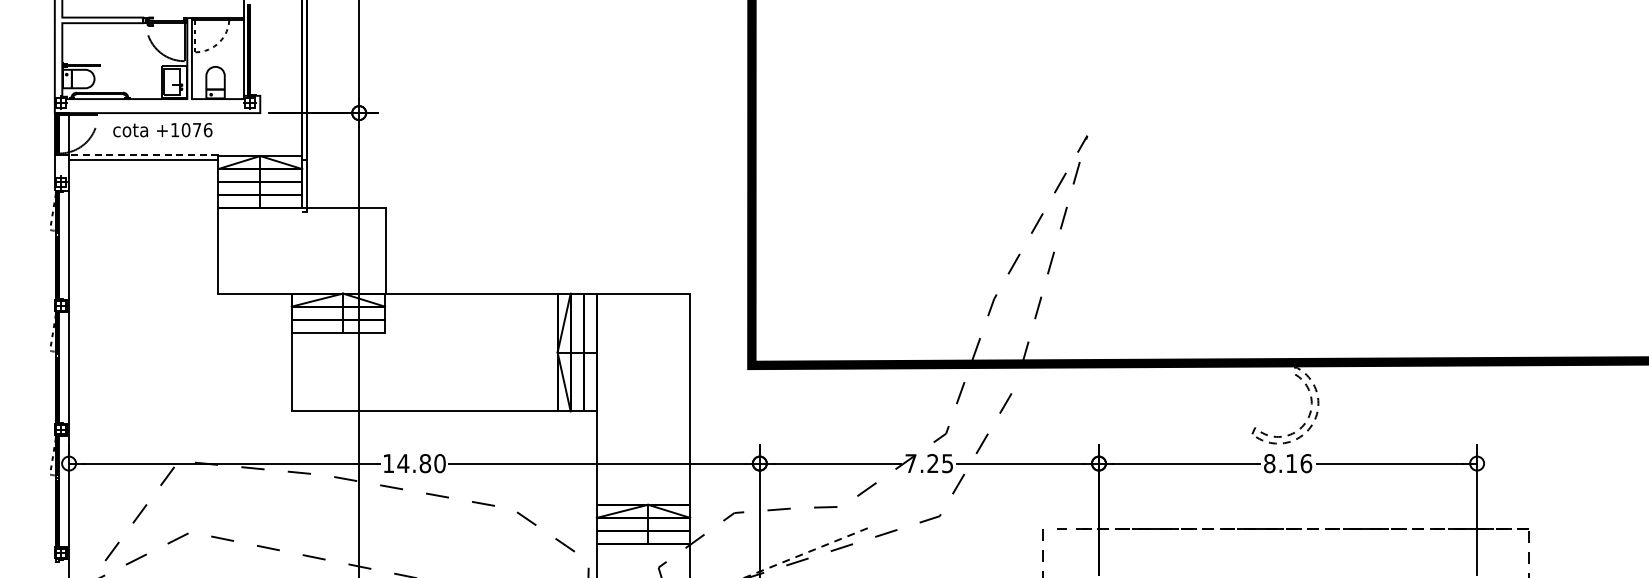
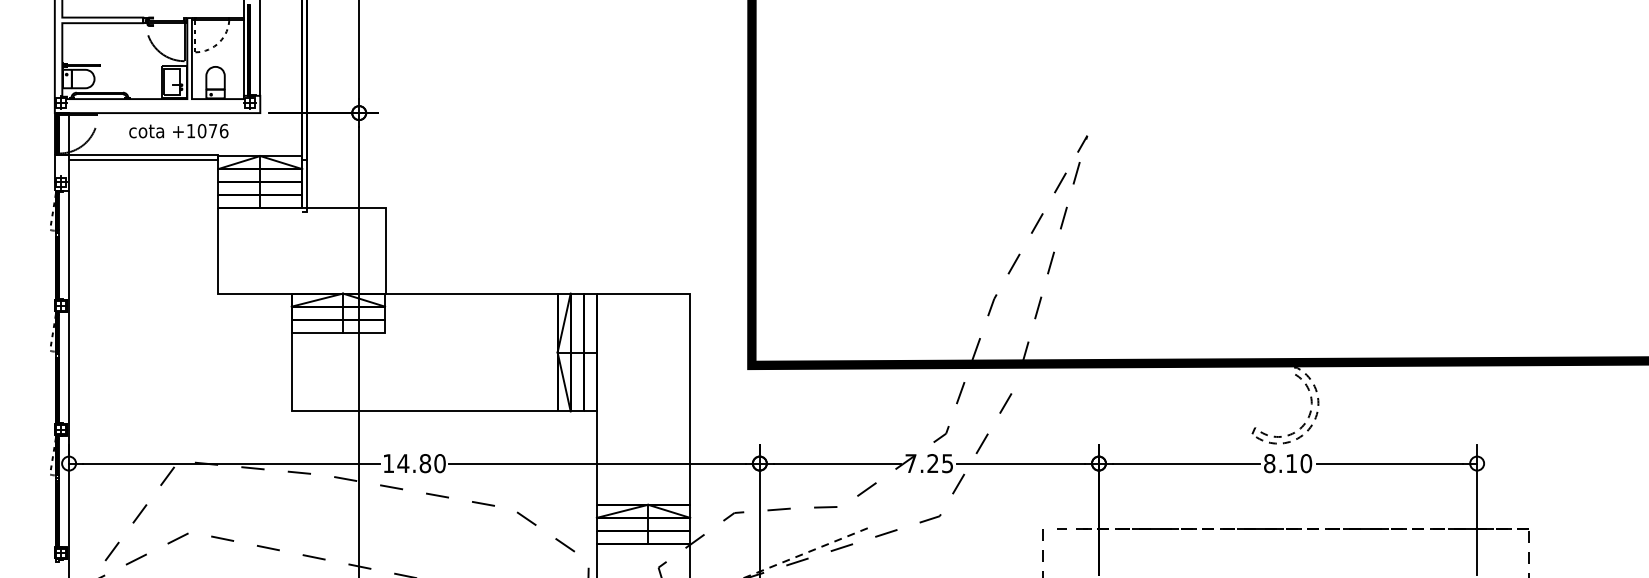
line: none -> present (260, 48)
text position: (162, 130) -> (178, 131) (178, 131)
line: dashed -> solid (143, 155)
text: 8.16 -> 8.10 (1306, 463)
